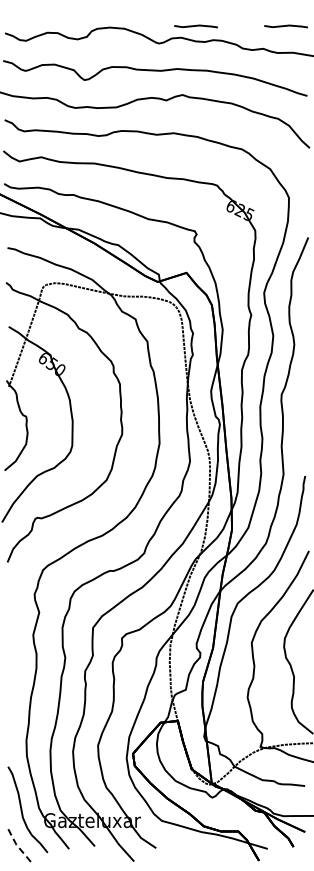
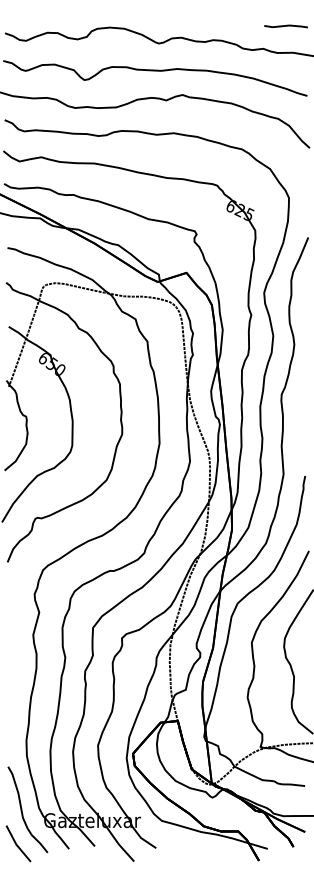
line: present -> none (195, 26)
line: dashed -> solid (16, 844)
